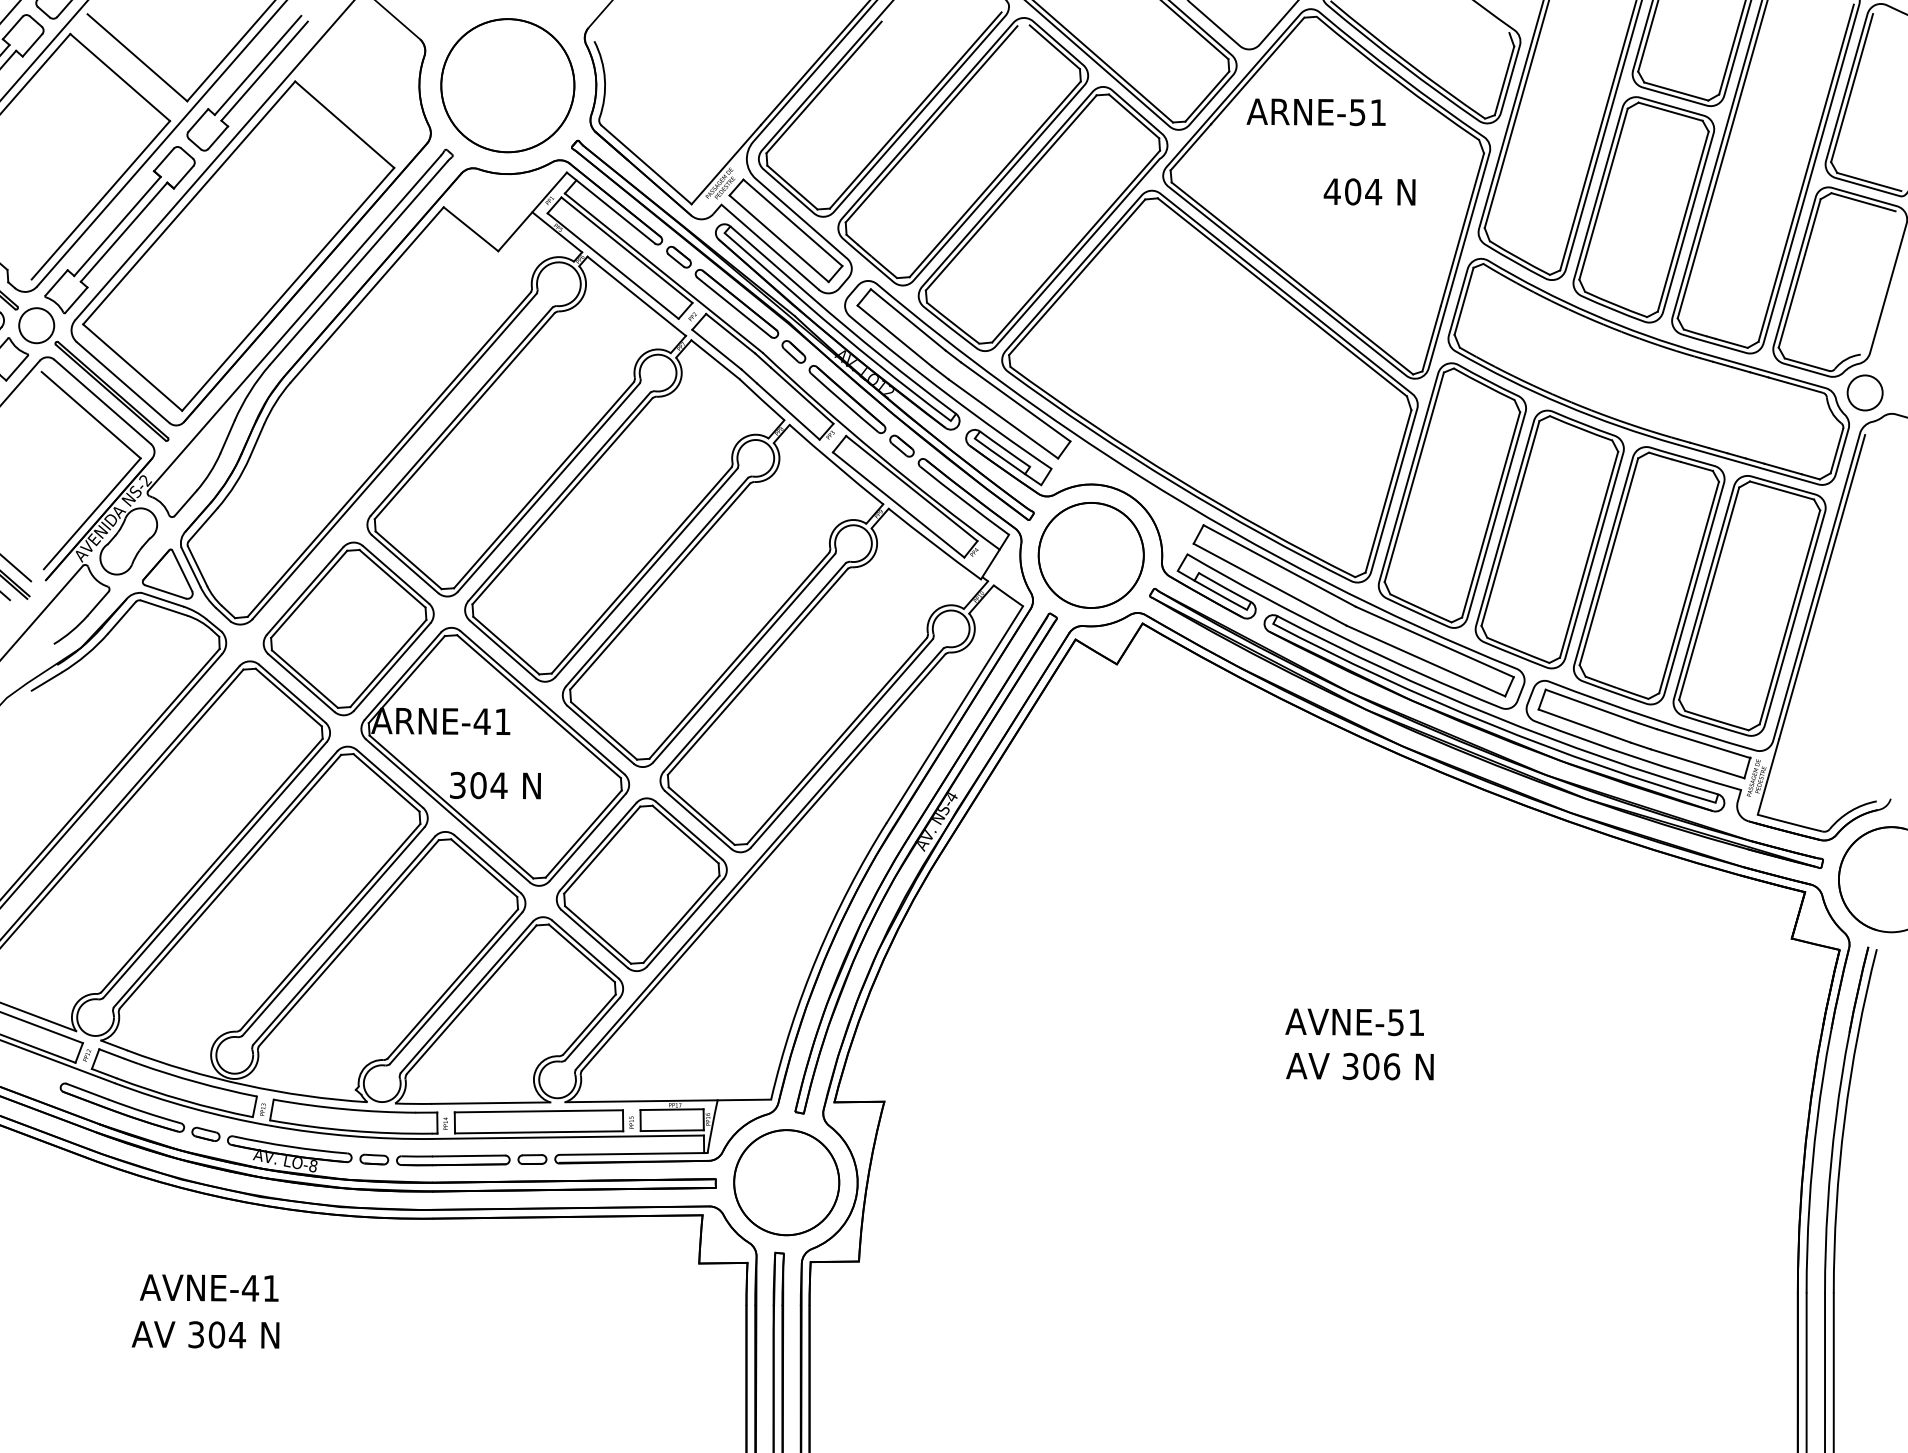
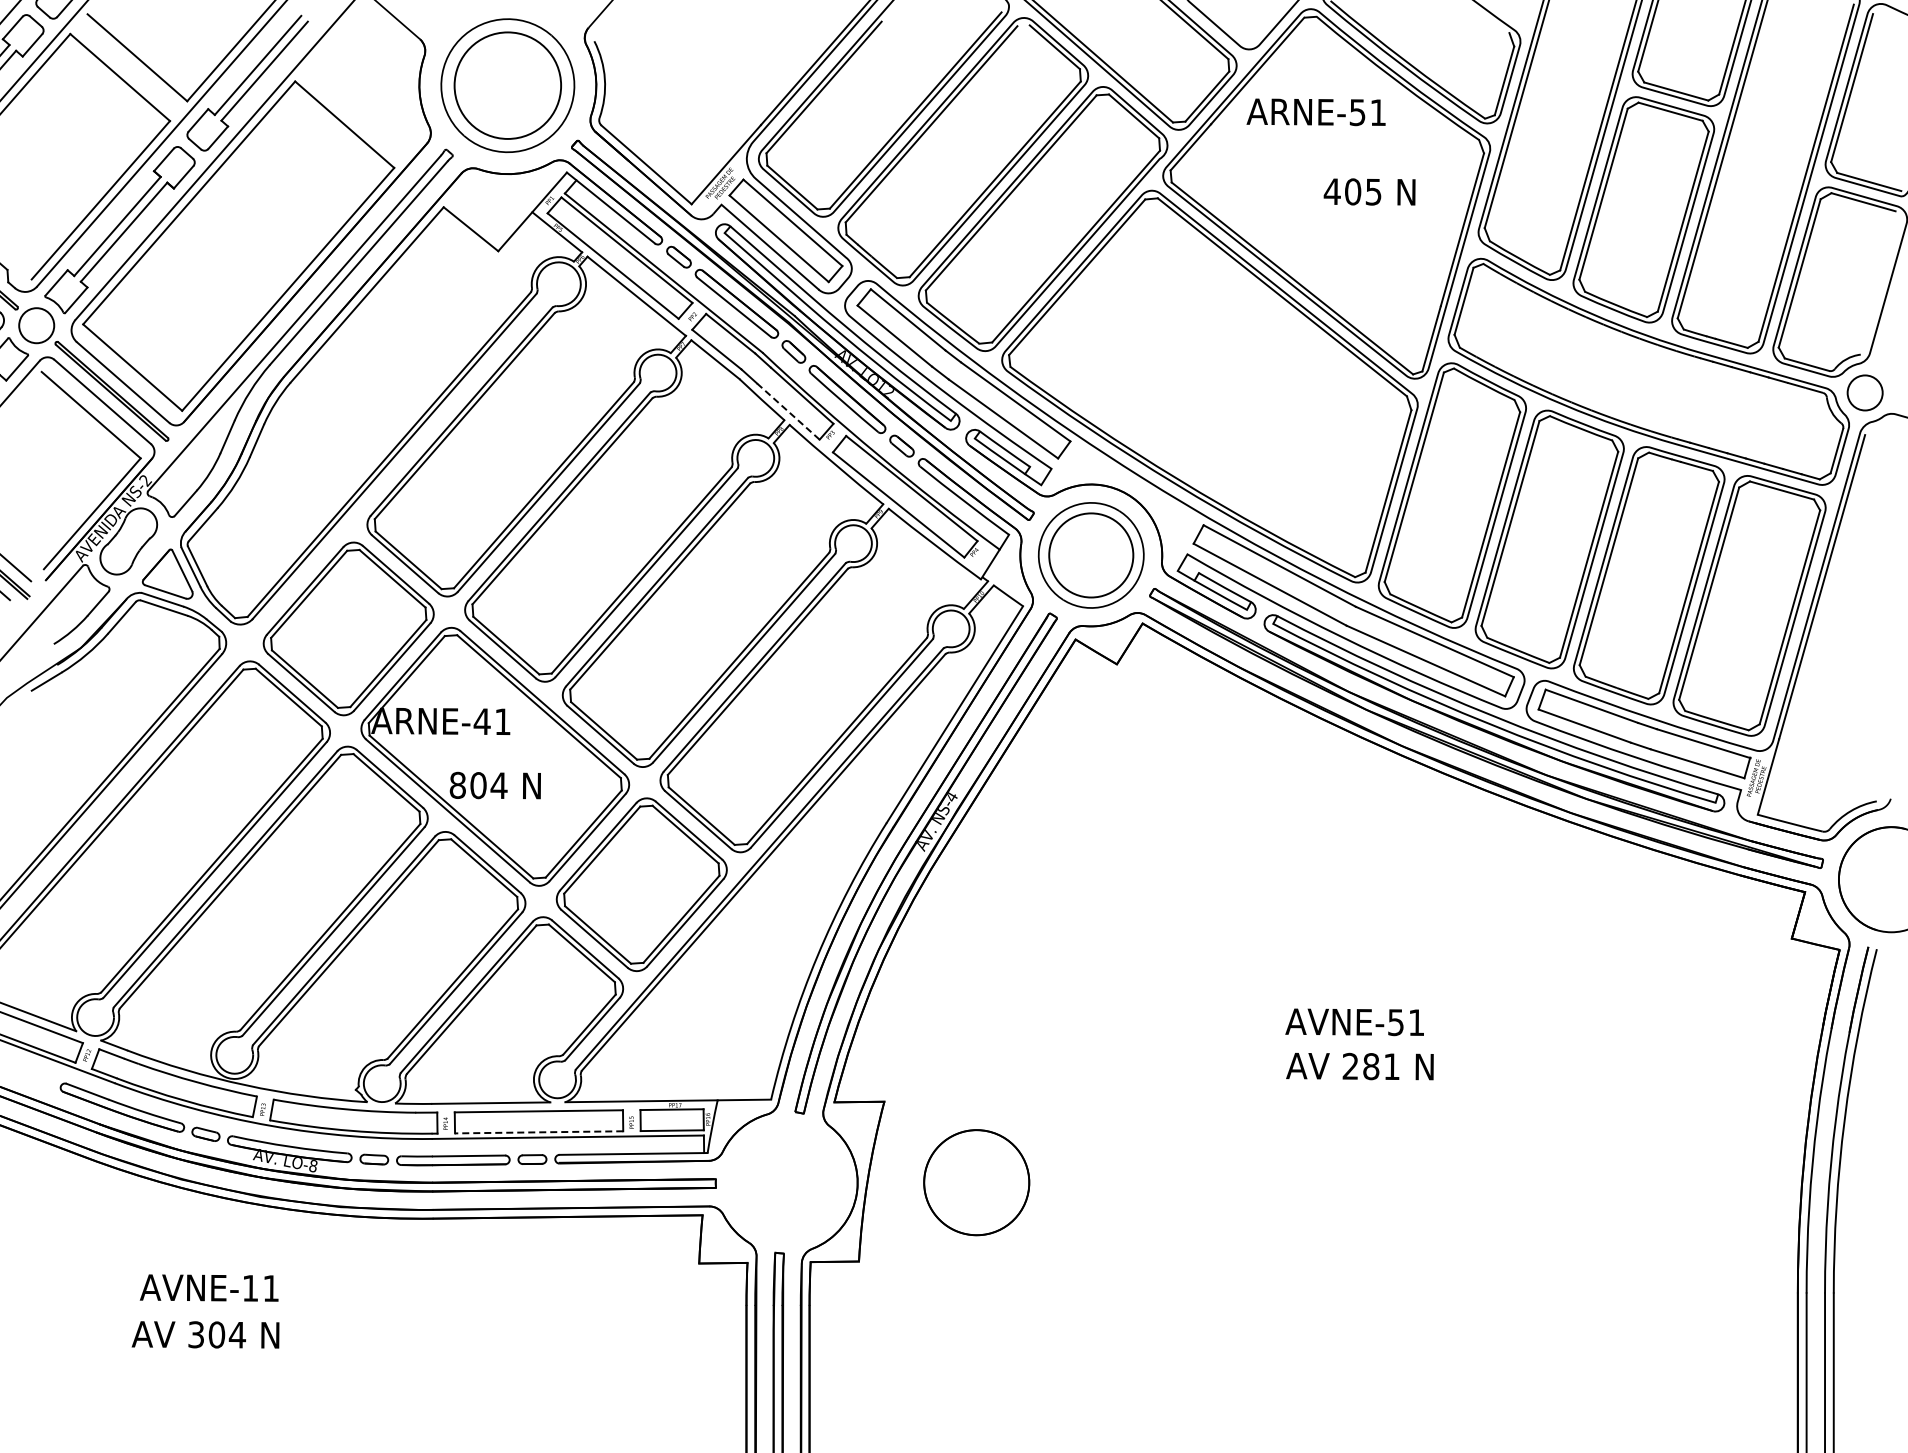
circle diameter: 133 px -> 107 px (507, 85)
text: 404 -> 405 (1373, 191)
line: solid -> dashed (788, 411)
circle diameter: 105 px -> 84 px (1091, 555)
text: 304 -> 804 (457, 785)
text: 306 -> 281 (1371, 1066)
line: solid -> dashed (538, 1132)
circle position: (786, 1182) -> (976, 1182) (976, 1182)
text: AVNE-41 -> AVNE-11 (250, 1288)
